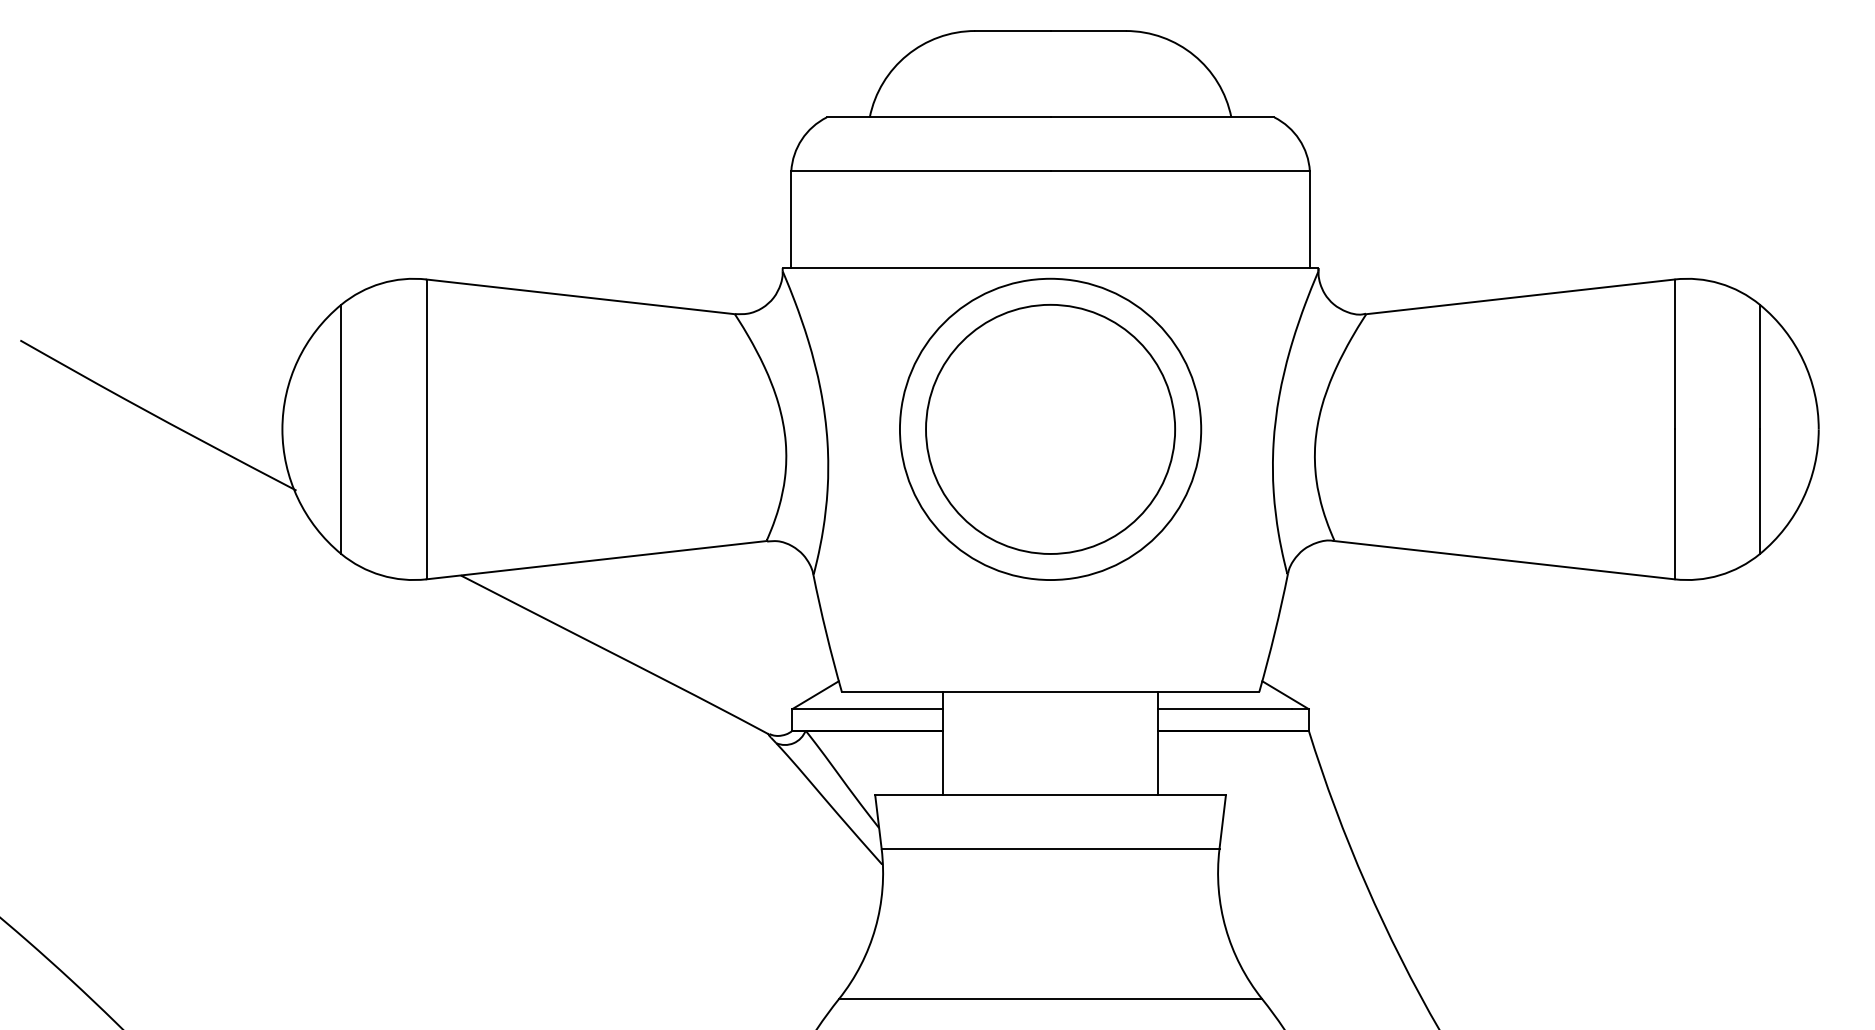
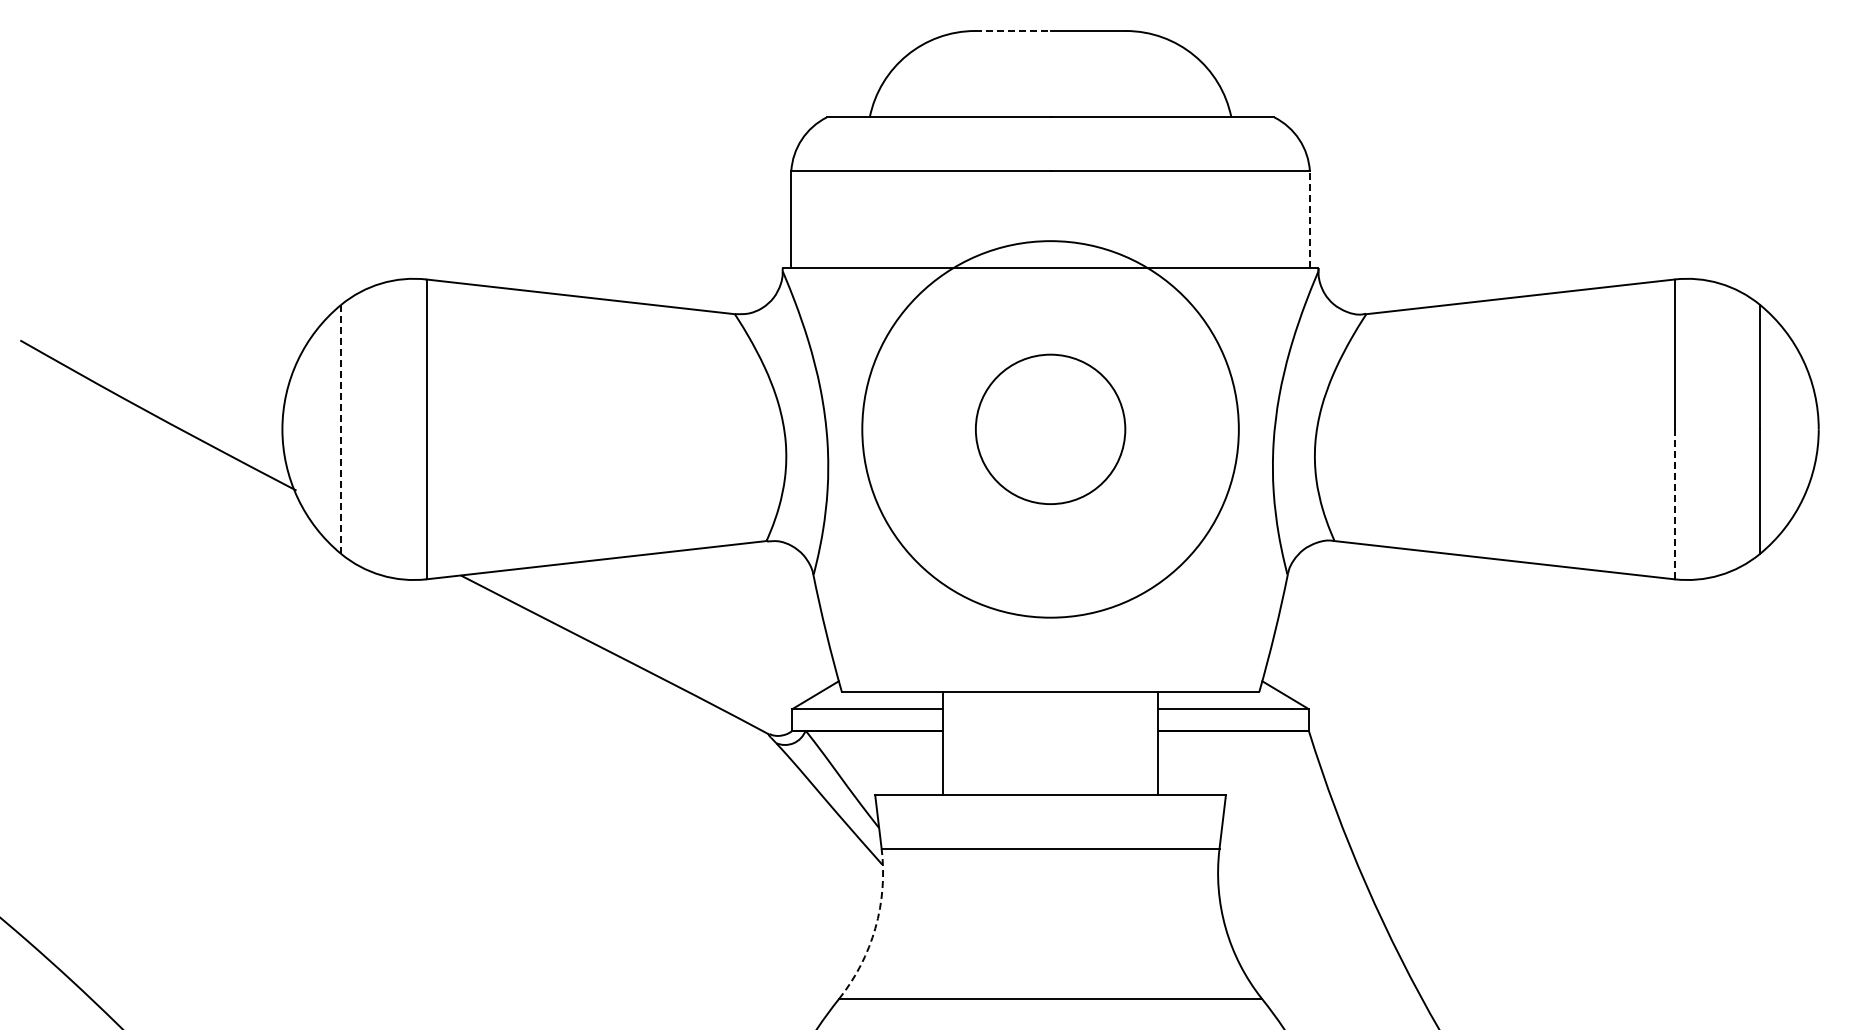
line: solid -> dashed (1012, 31)
line: solid -> dashed (1309, 219)
circle diameter: 249 px -> 149 px (1050, 429)
line: solid -> dashed (341, 429)
circle diameter: 301 px -> 377 px (1050, 429)
line: solid -> dashed (1674, 504)
arc: solid -> dashed (875, 928)
